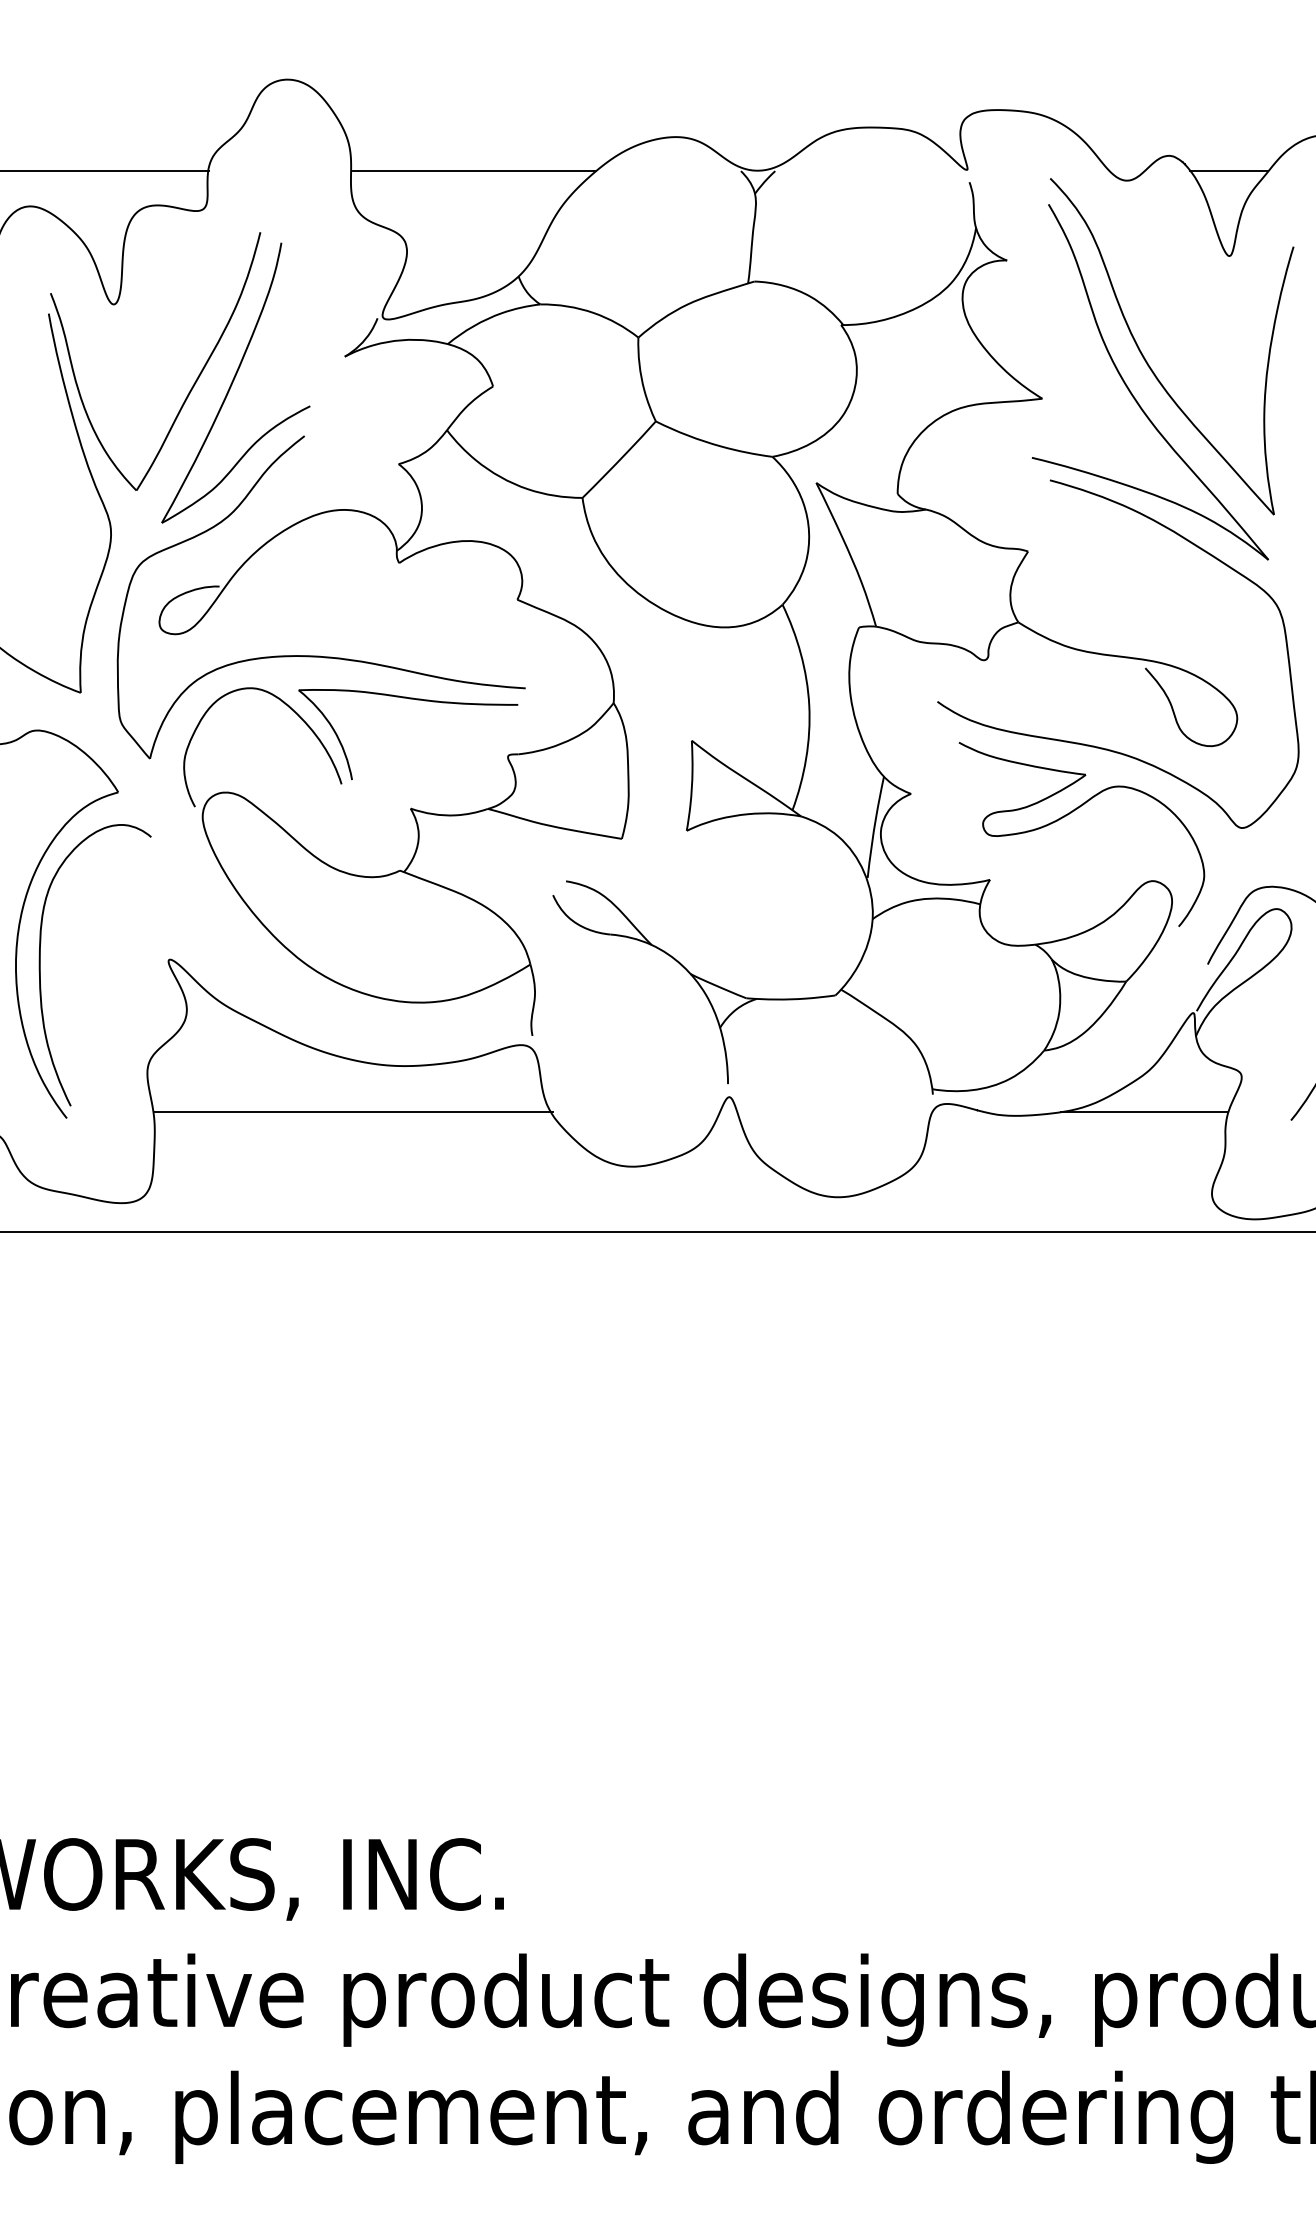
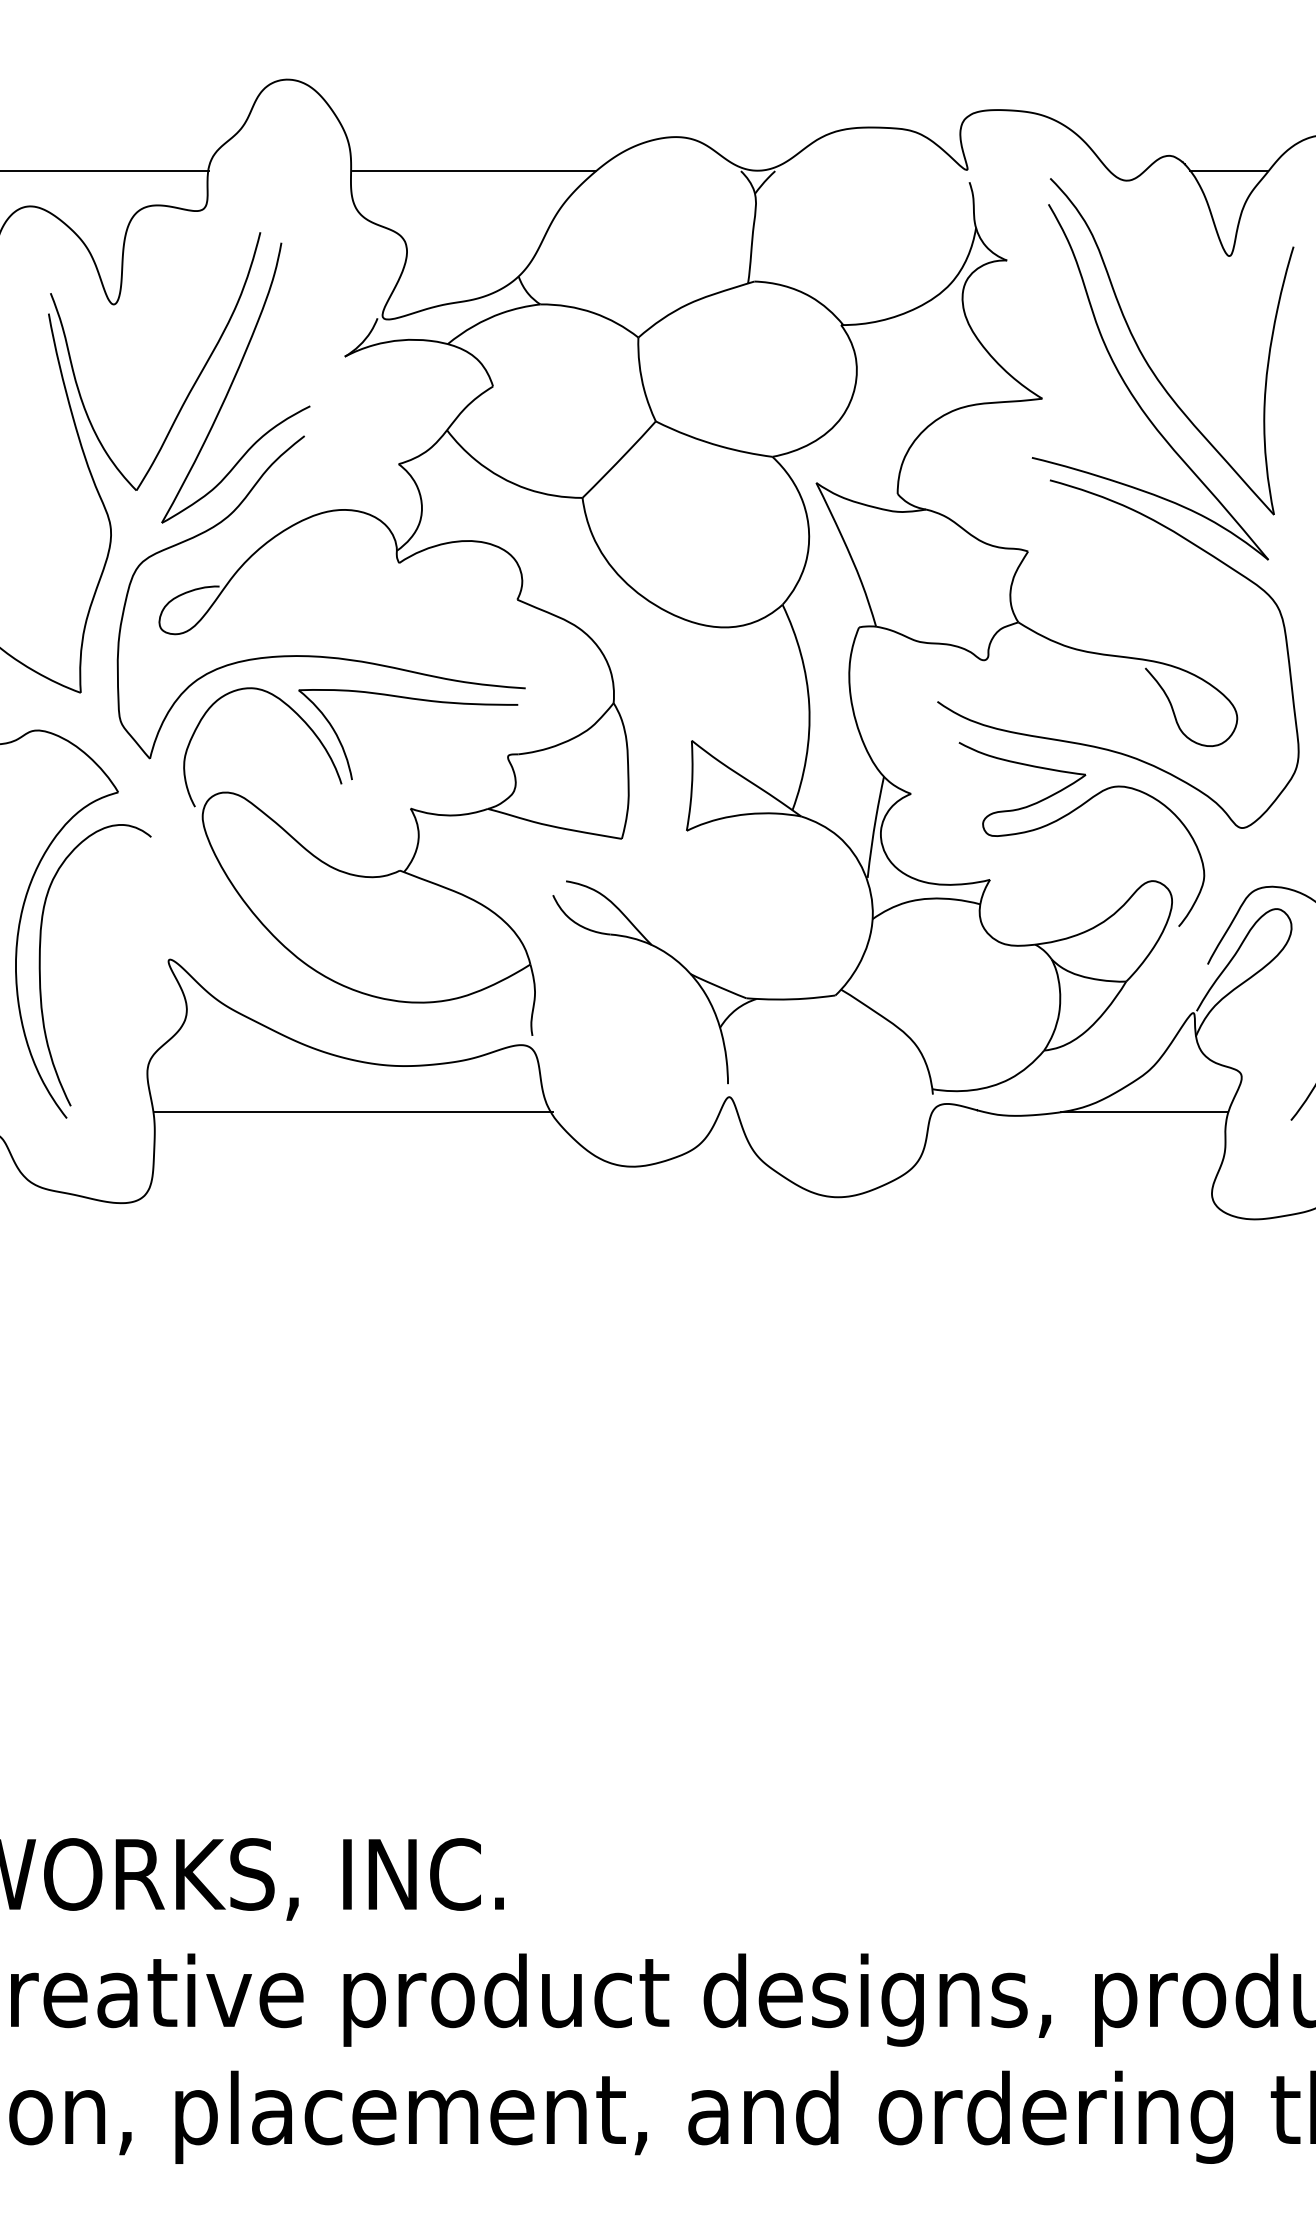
line: present -> none (657, 1231)
